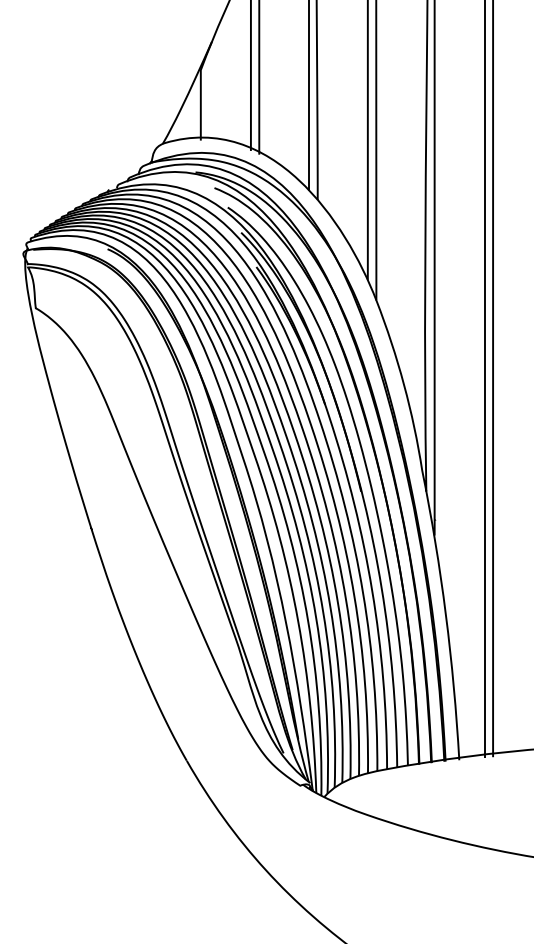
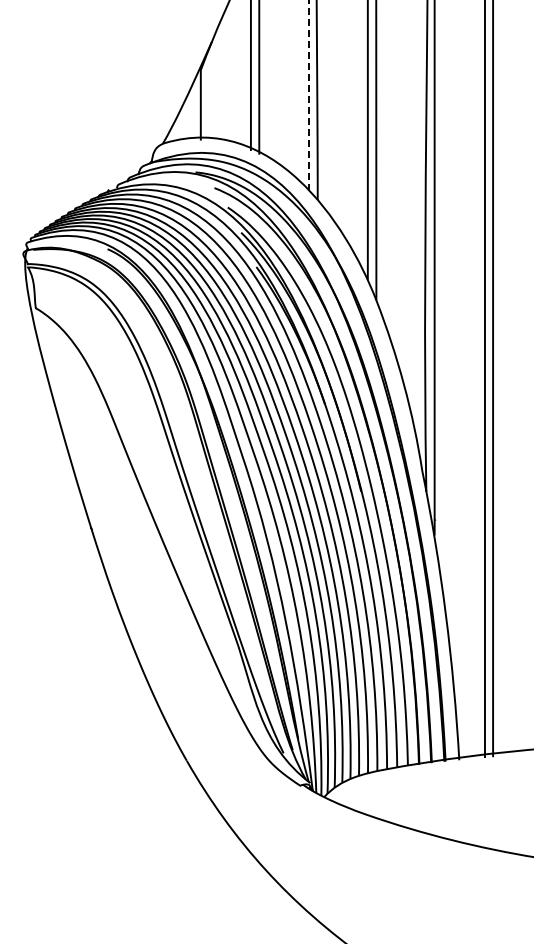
line: solid -> dashed (309, 95)
